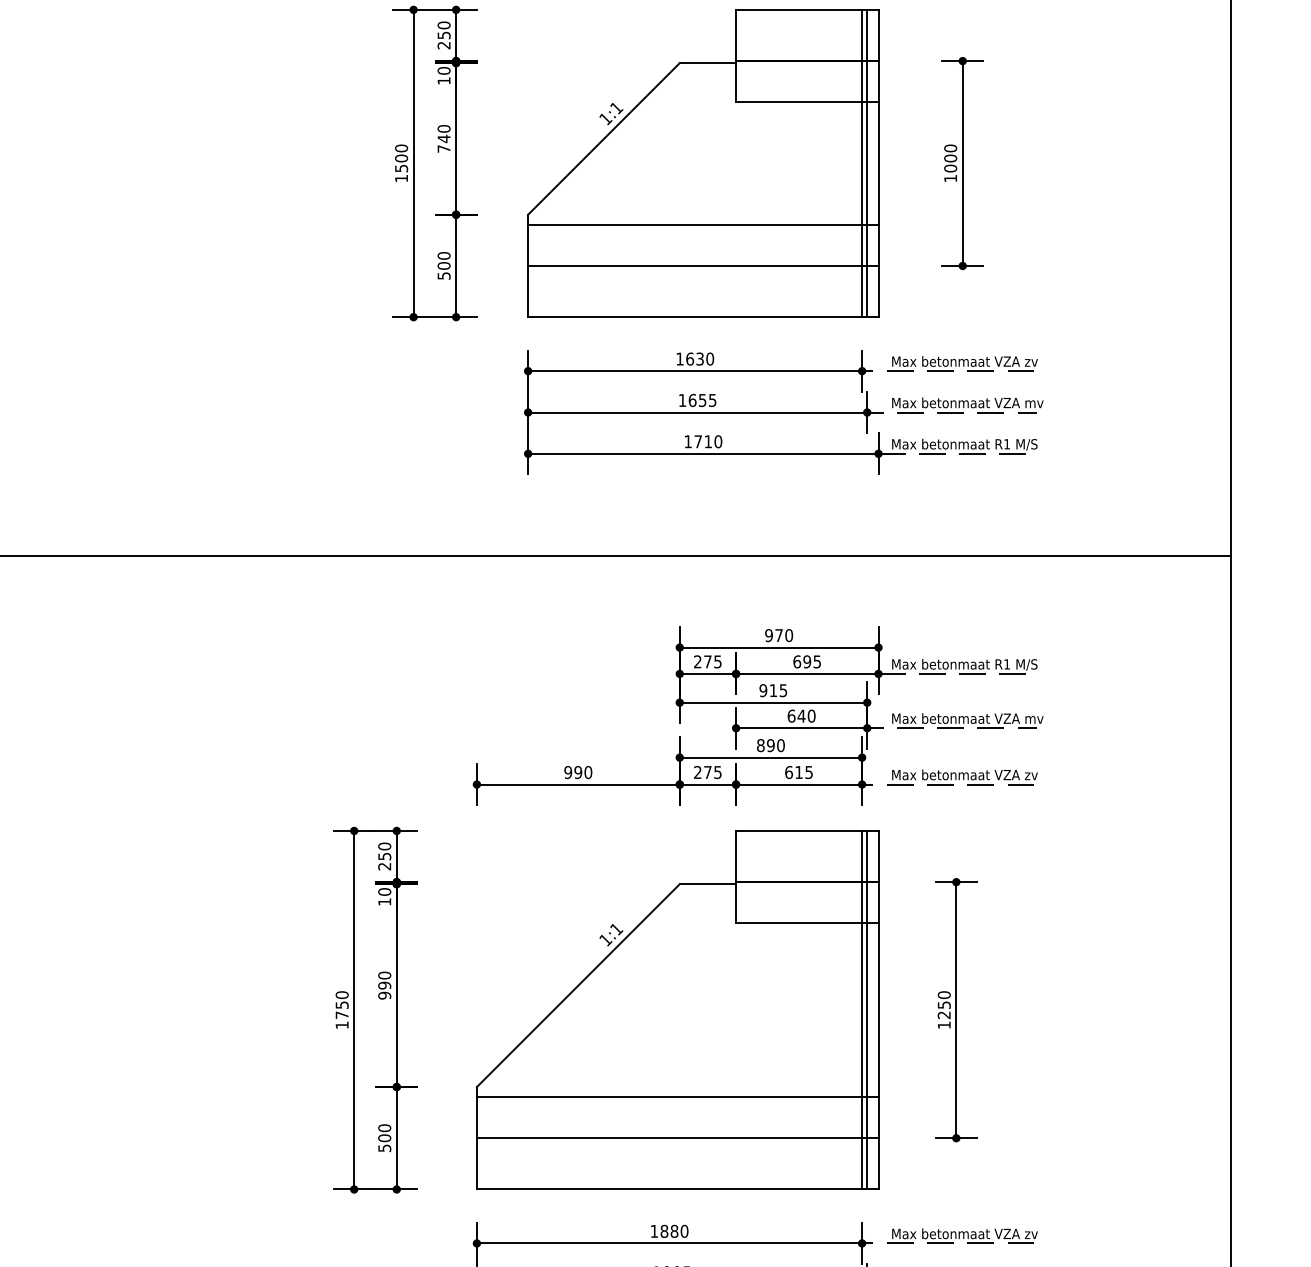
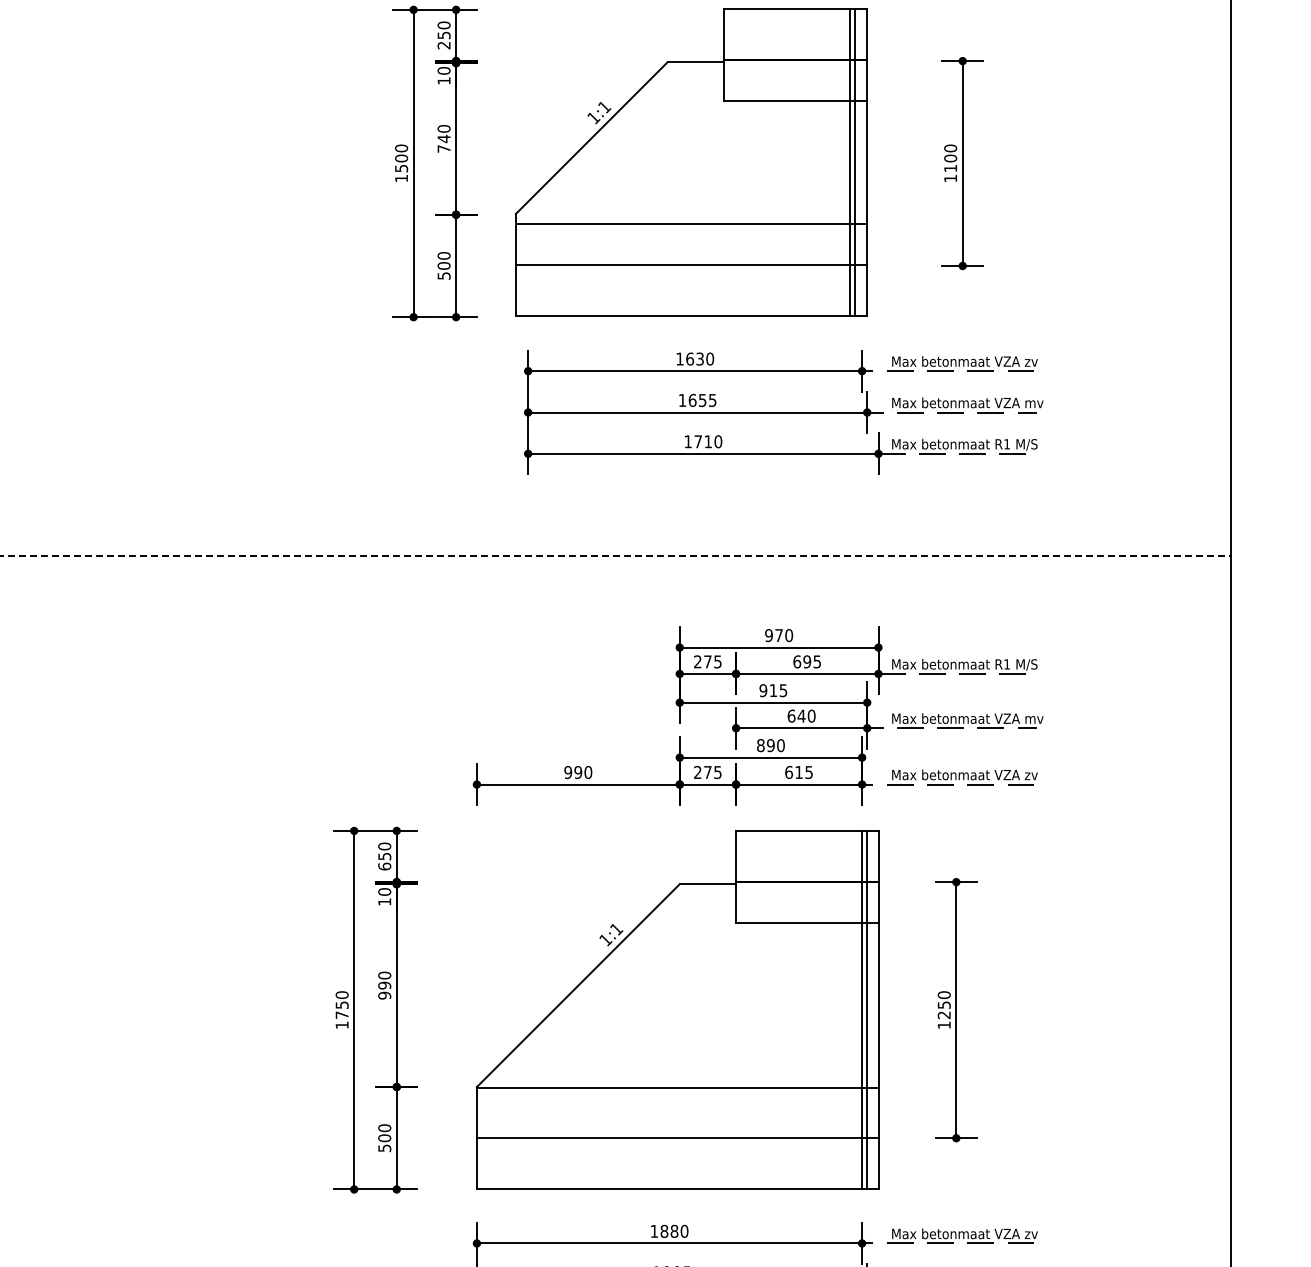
part position: (703, 163) -> (691, 162) (691, 162)
text: 1000 -> 1100 (950, 168)
line: solid -> dashed (616, 556)
text: 250 -> 650 (384, 866)
line position: (677, 1097) -> (677, 1088) (677, 1088)
